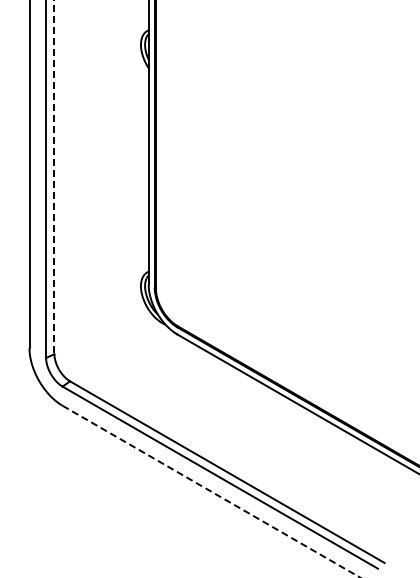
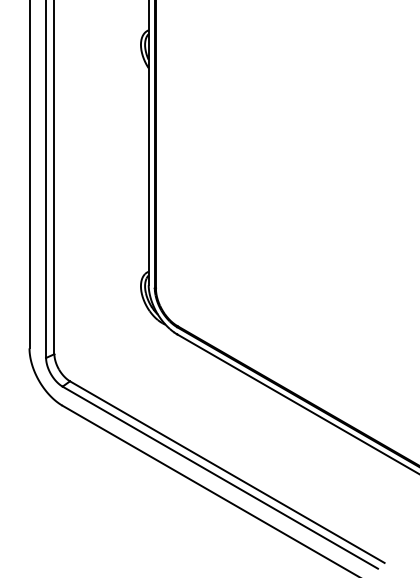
line: dashed -> solid (54, 176)
line: dashed -> solid (212, 492)
